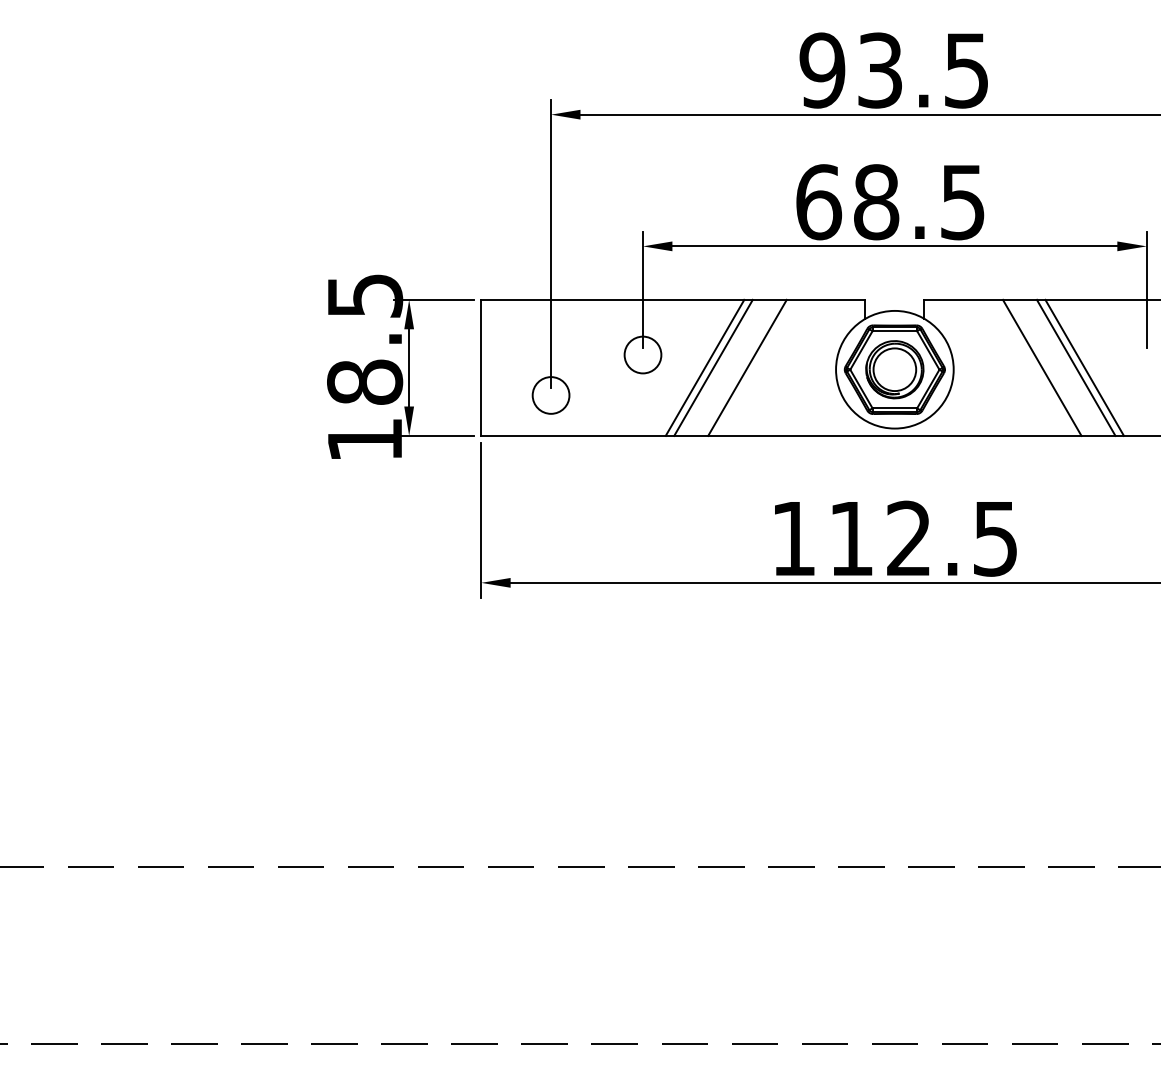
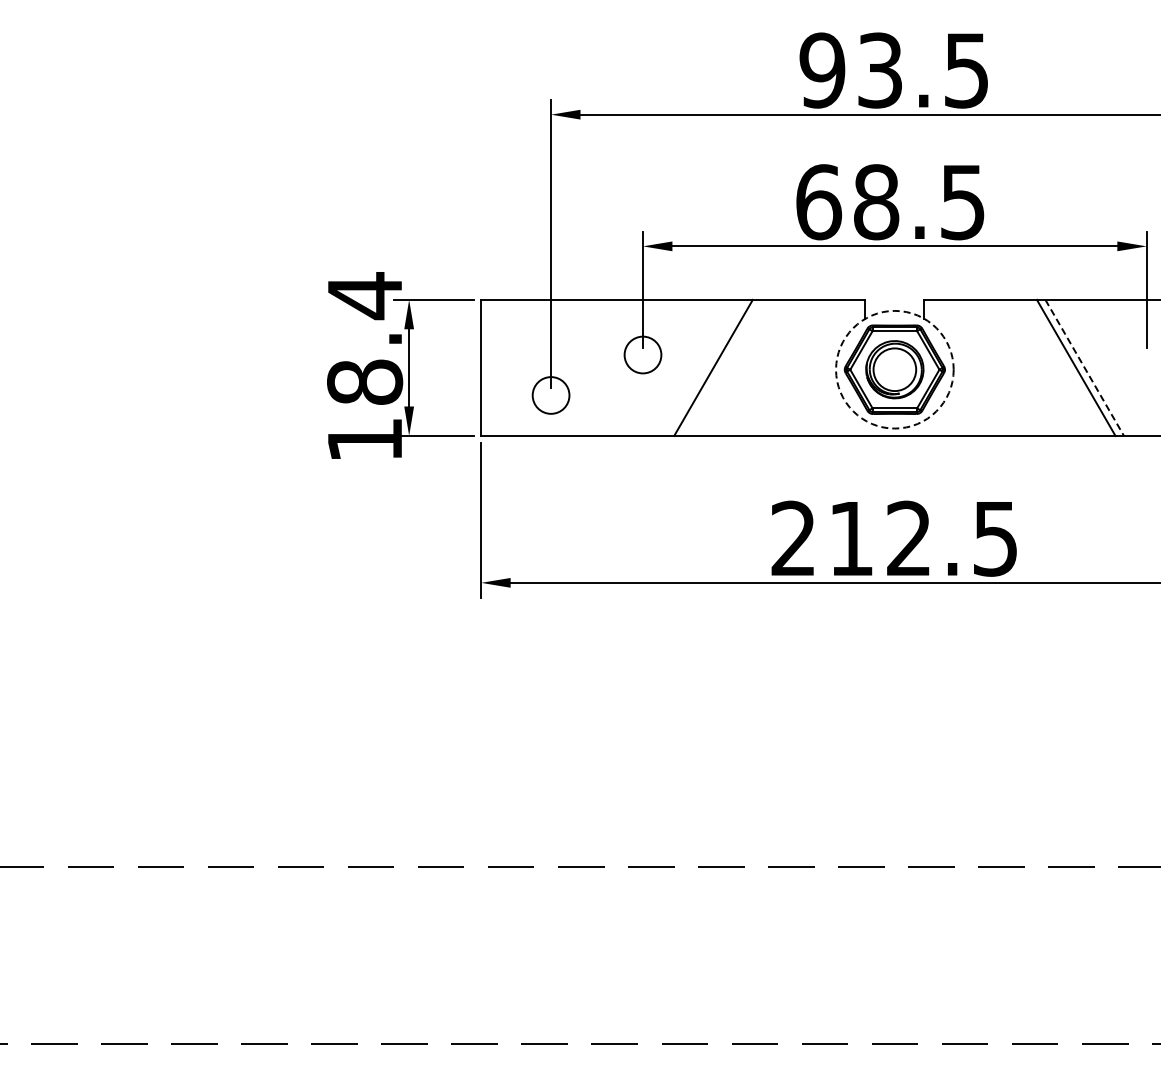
text: 18.5 -> 18.4 (365, 296)
line: present -> none (704, 367)
line: present -> none (747, 367)
line: present -> none (1041, 367)
line: solid -> dashed (1084, 367)
circle: solid -> dashed (894, 369)
text: 112.5 -> 212.5 (792, 537)
